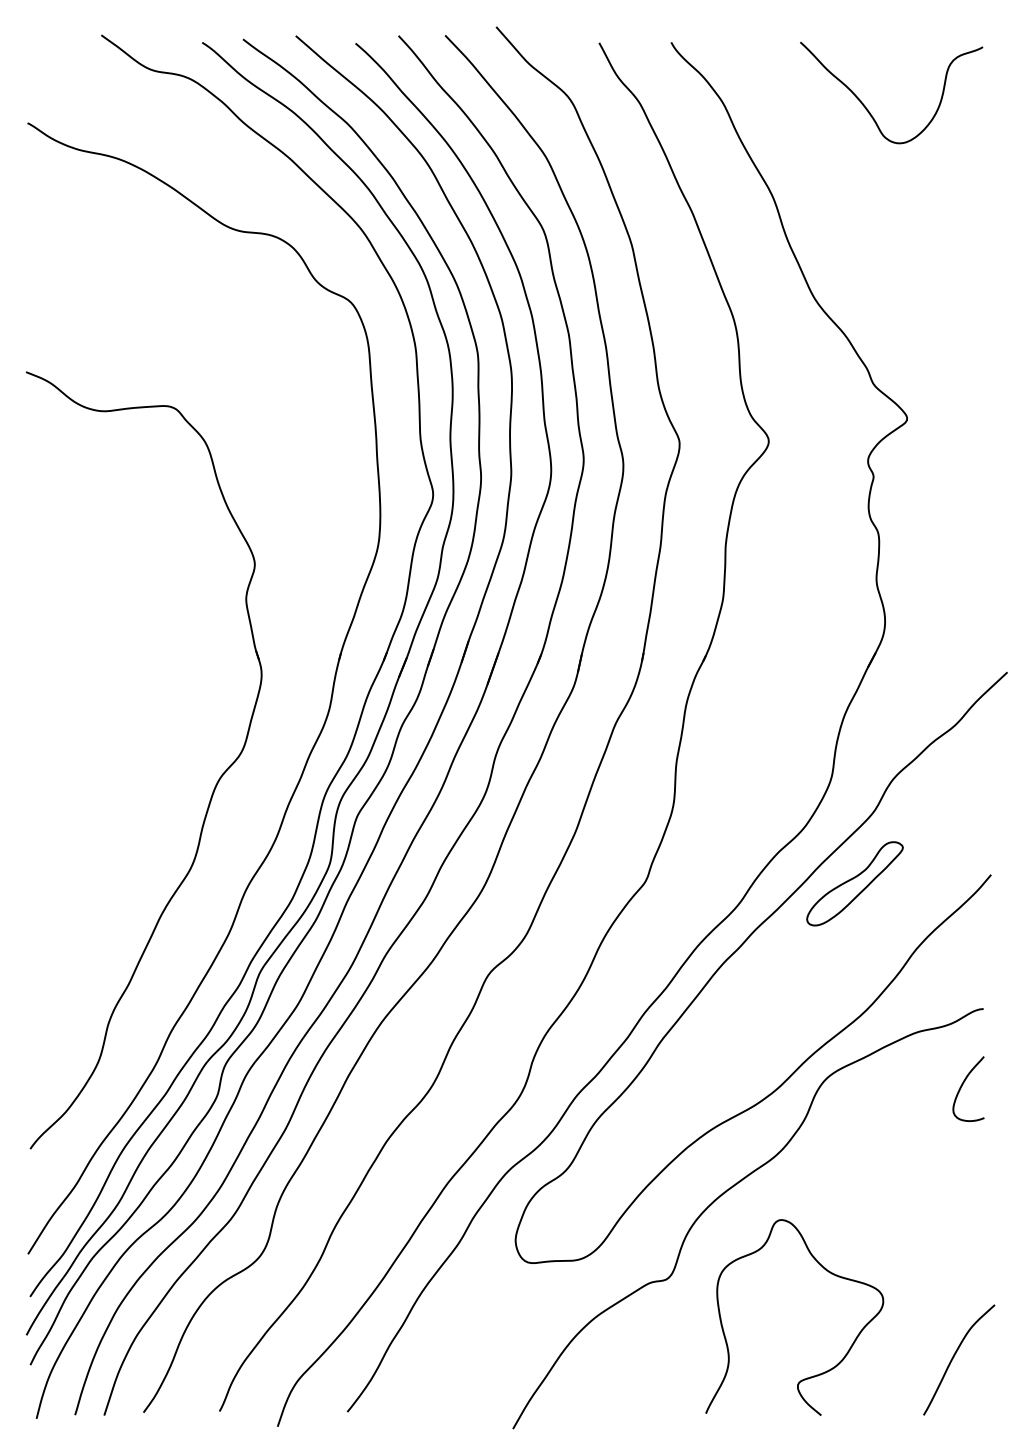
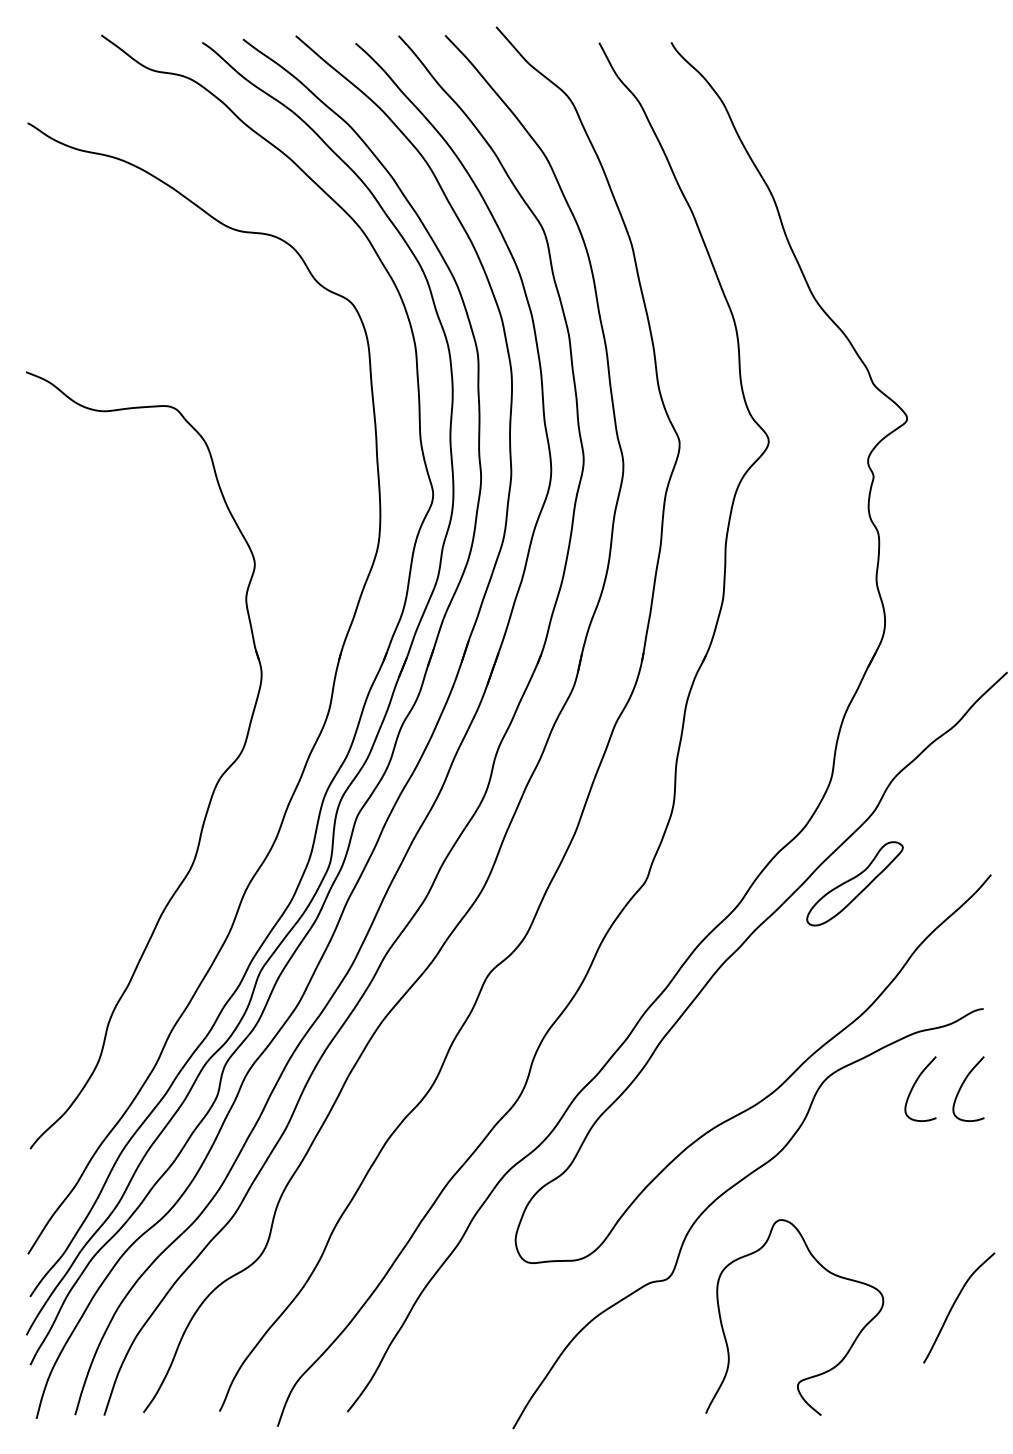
curve: present -> none (868, 109)
curve: none -> present (914, 1086)
curve position: (954, 1357) -> (954, 1305) (954, 1305)
